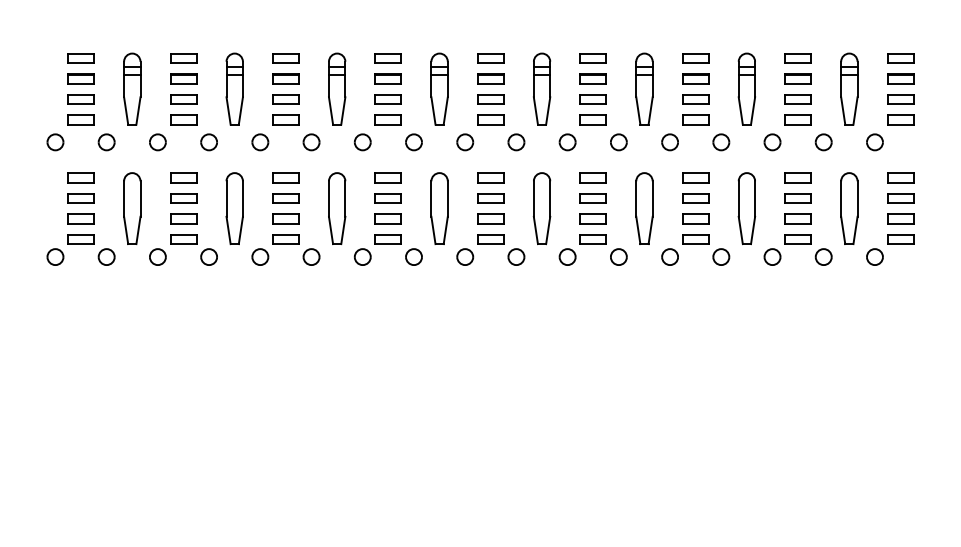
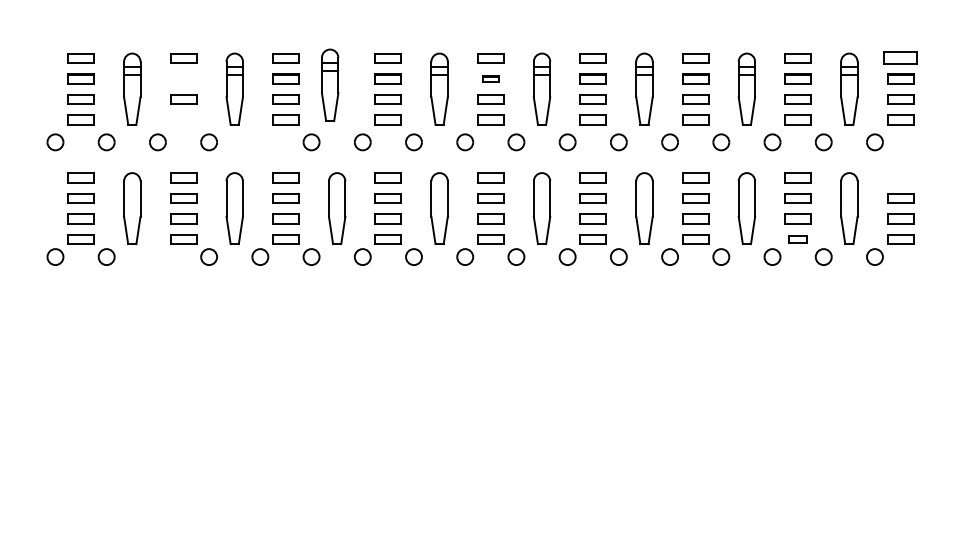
part size: 28x11 px -> 35x14 px (900, 57)
part: present -> none (183, 78)
part size: 28x12 px -> 18x8 px (490, 78)
part position: (337, 88) -> (330, 84) (330, 84)
part: present -> none (183, 119)
part: present -> none (260, 142)
part: present -> none (900, 177)
part size: 28x11 px -> 20x9 px (797, 239)
part: present -> none (157, 256)
